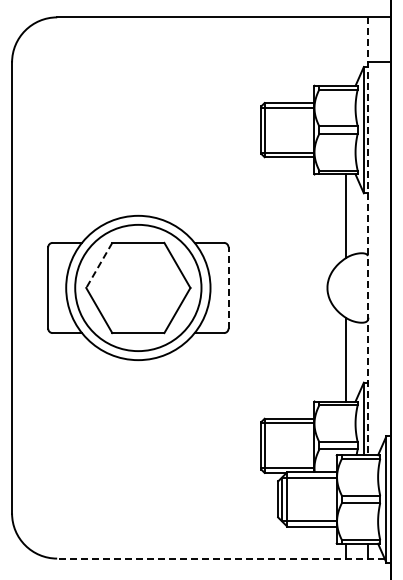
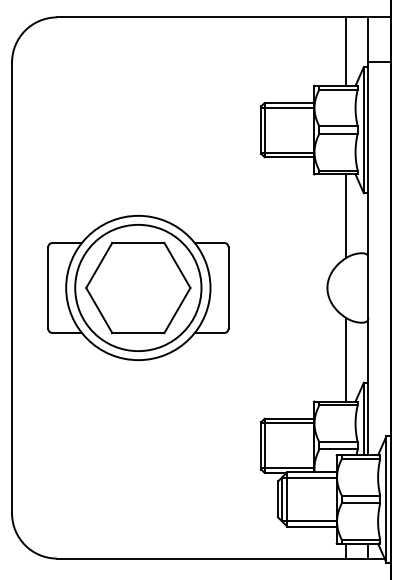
line: none -> present (345, 51)
line: dashed -> solid (368, 236)
line: dashed -> solid (99, 265)
line: dashed -> solid (228, 288)
line: dashed -> solid (220, 558)
